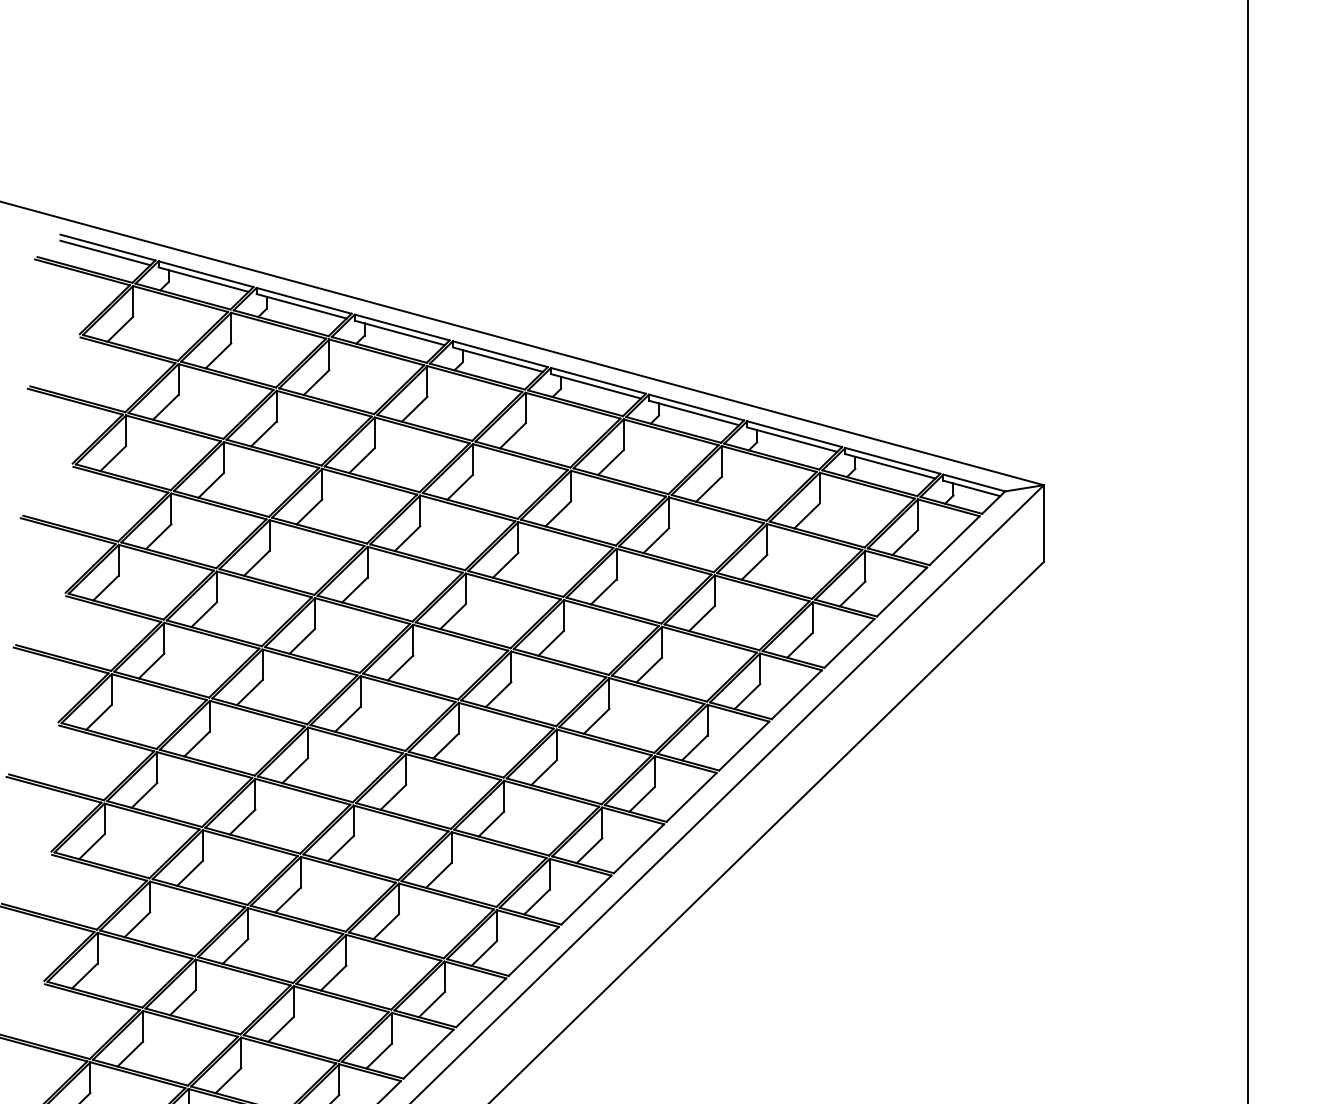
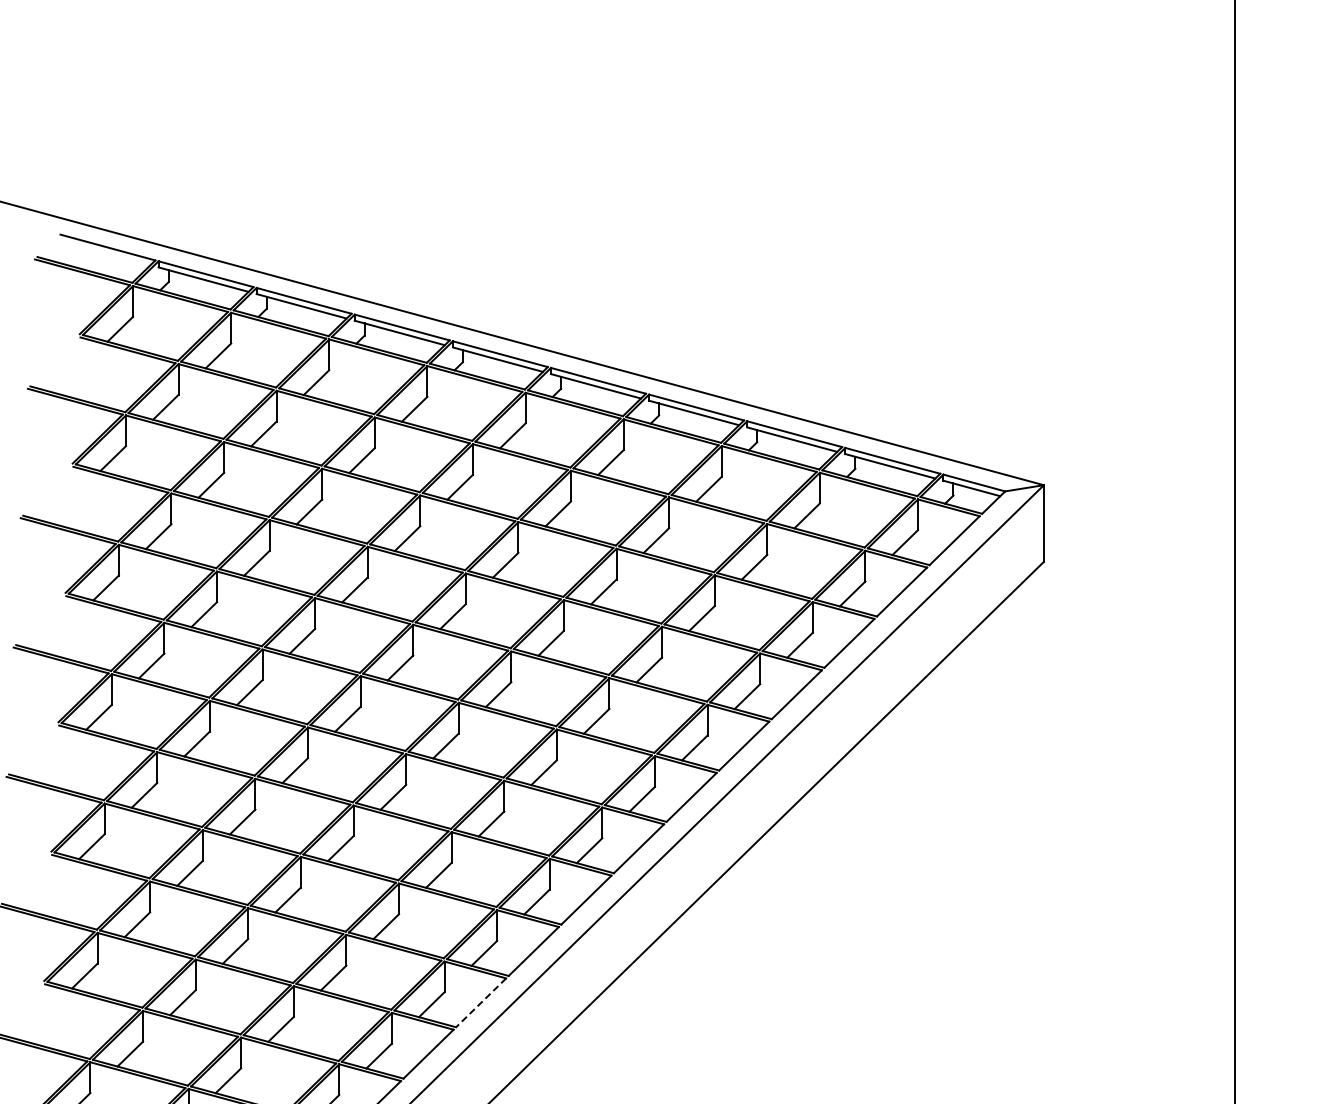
line: present -> none (105, 252)
line position: (1248, 551) -> (1235, 551) (1235, 551)
line: solid -> dashed (481, 1002)
